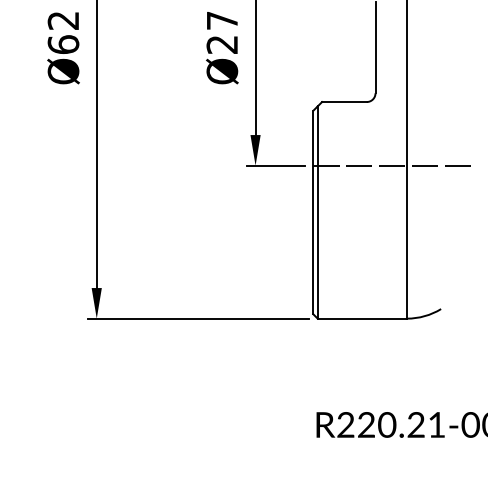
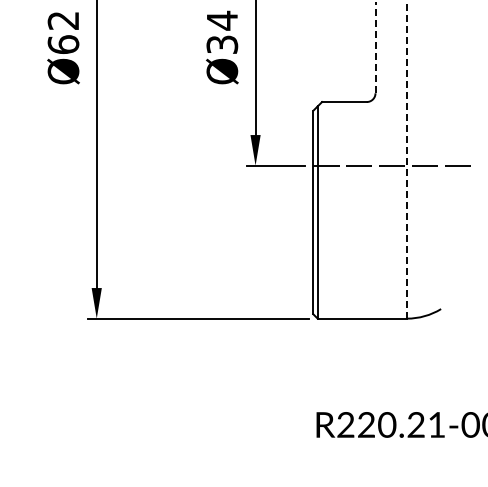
text: Ø27 -> Ø34 (222, 31)
line: solid -> dashed (375, 47)
line: solid -> dashed (407, 158)
